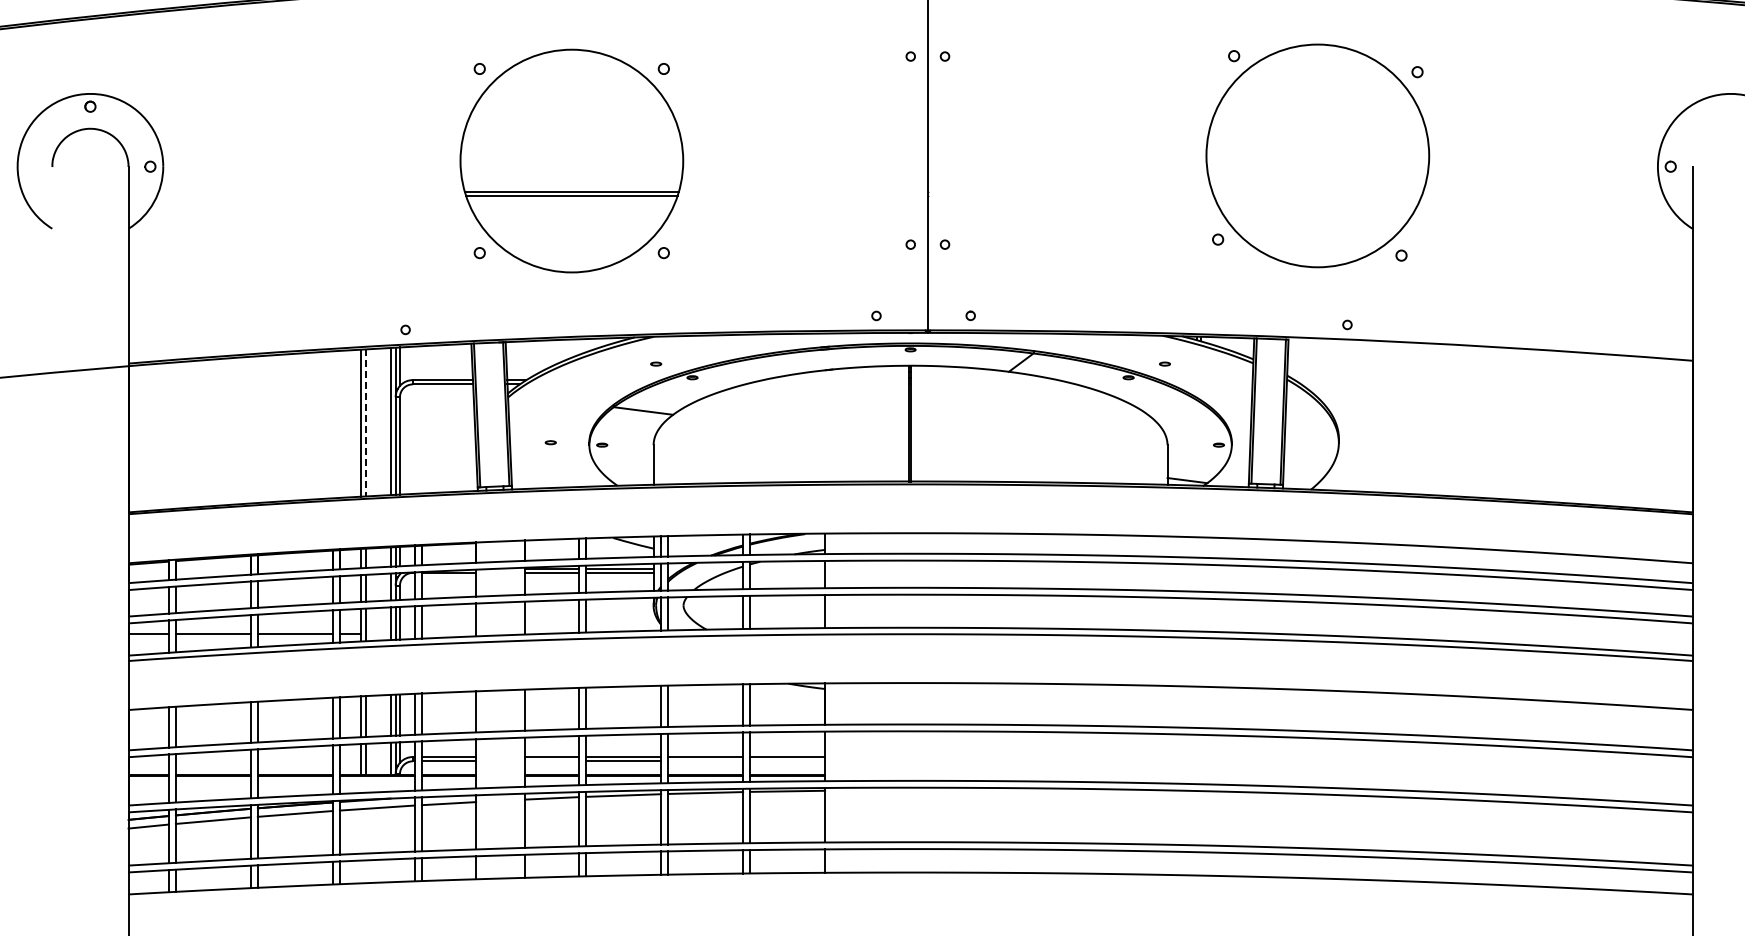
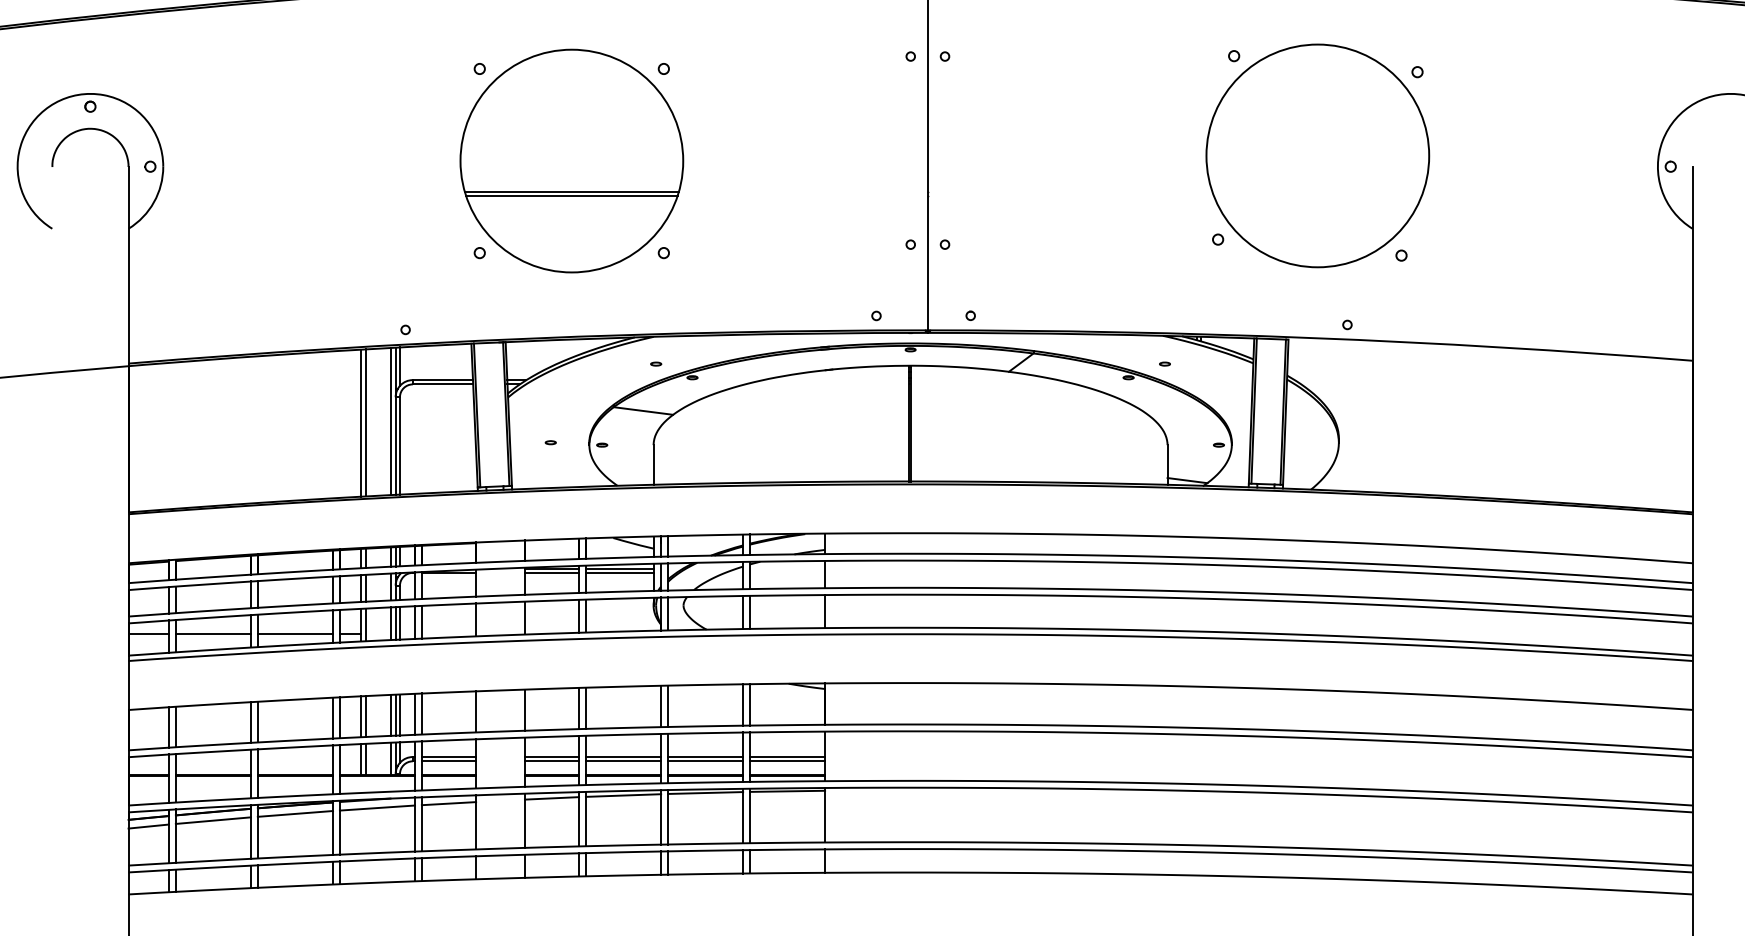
line: dashed -> solid (365, 422)
line: none -> present (551, 761)
line: none -> present (705, 761)
line: none -> present (787, 761)
